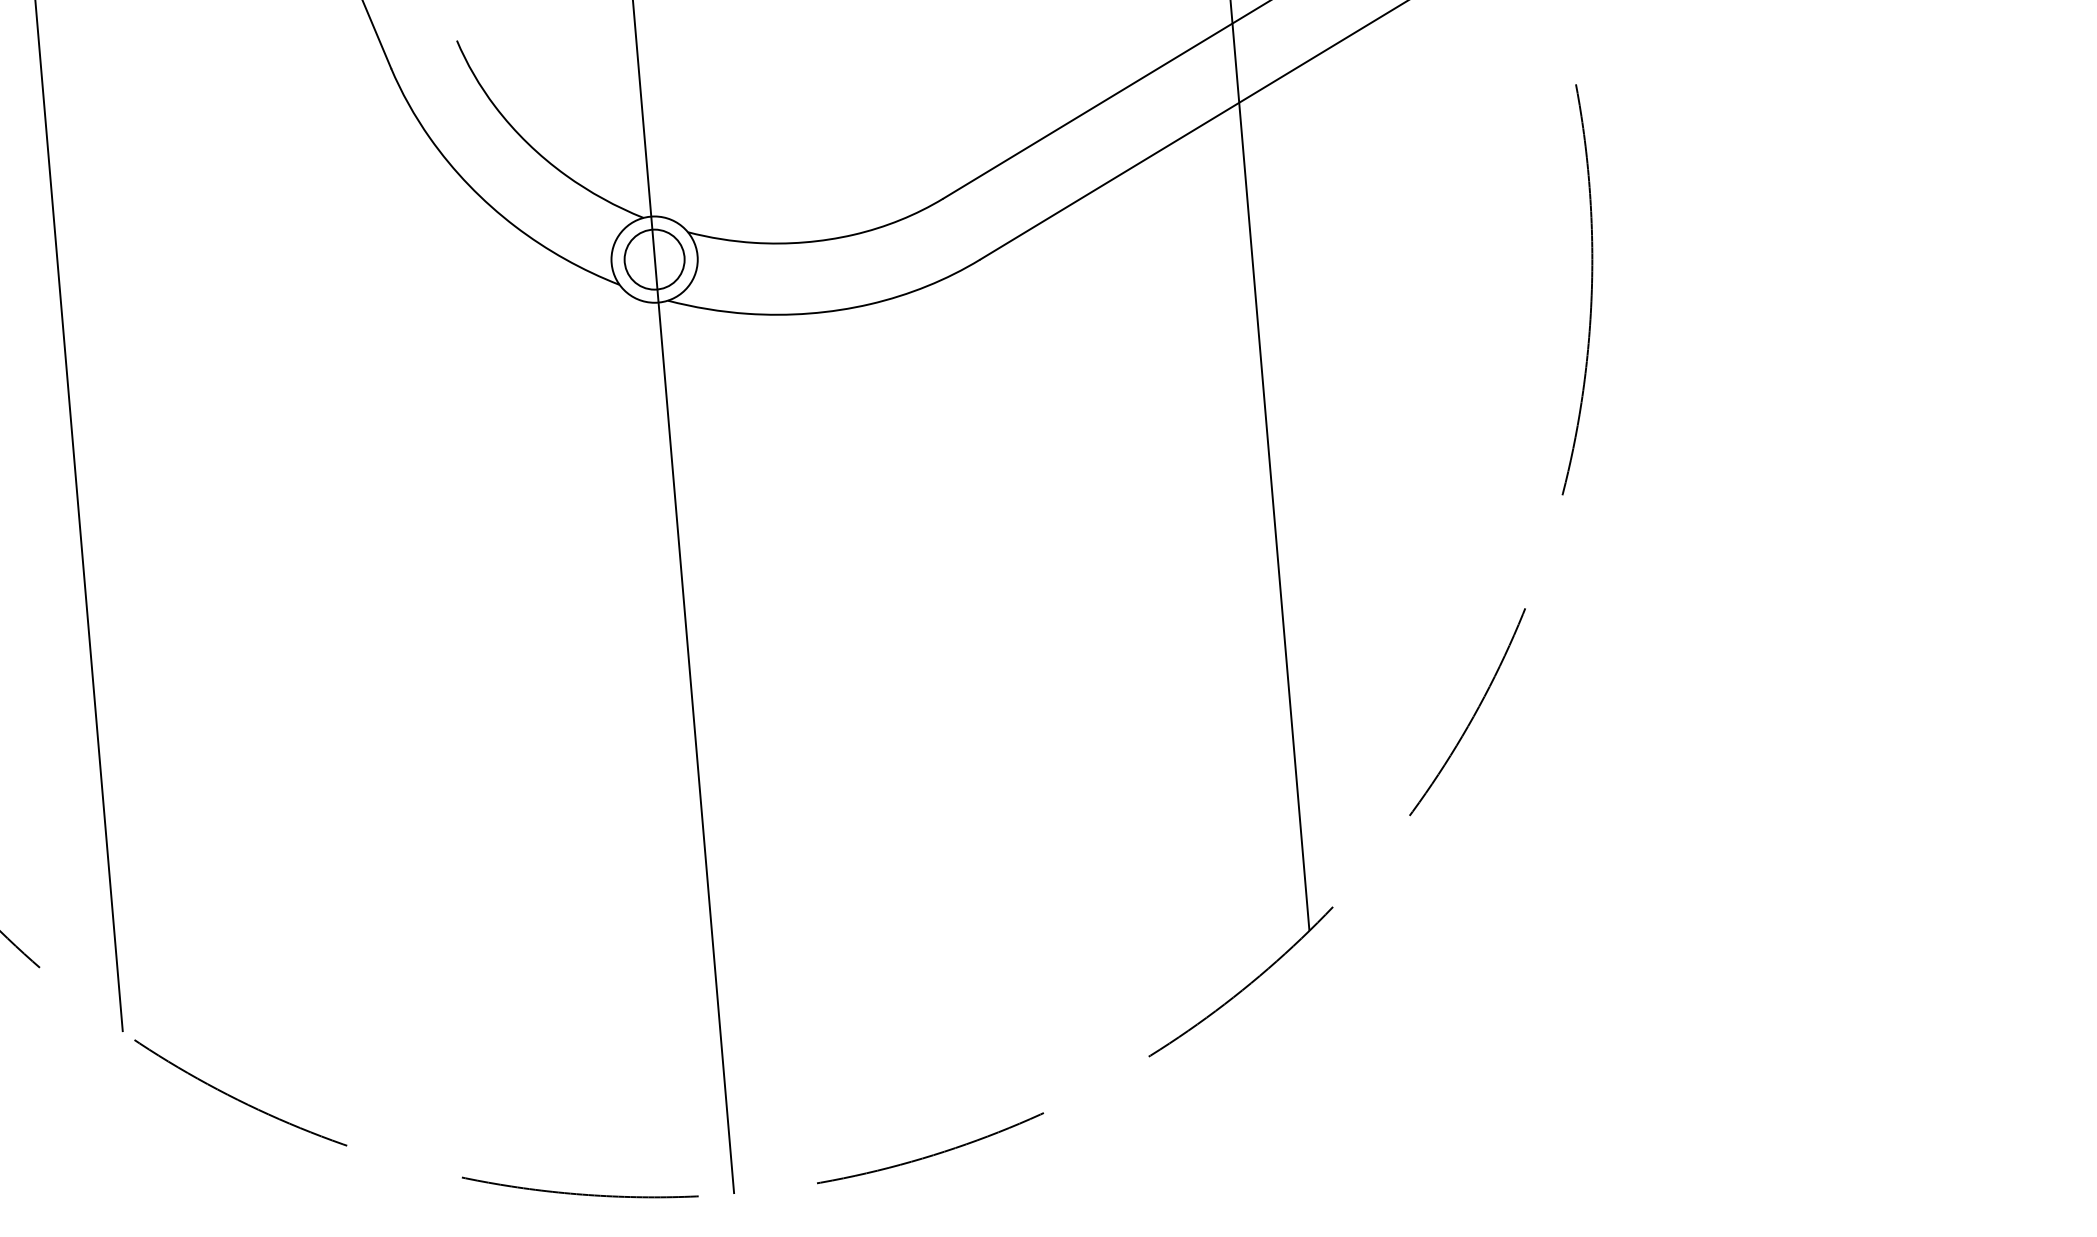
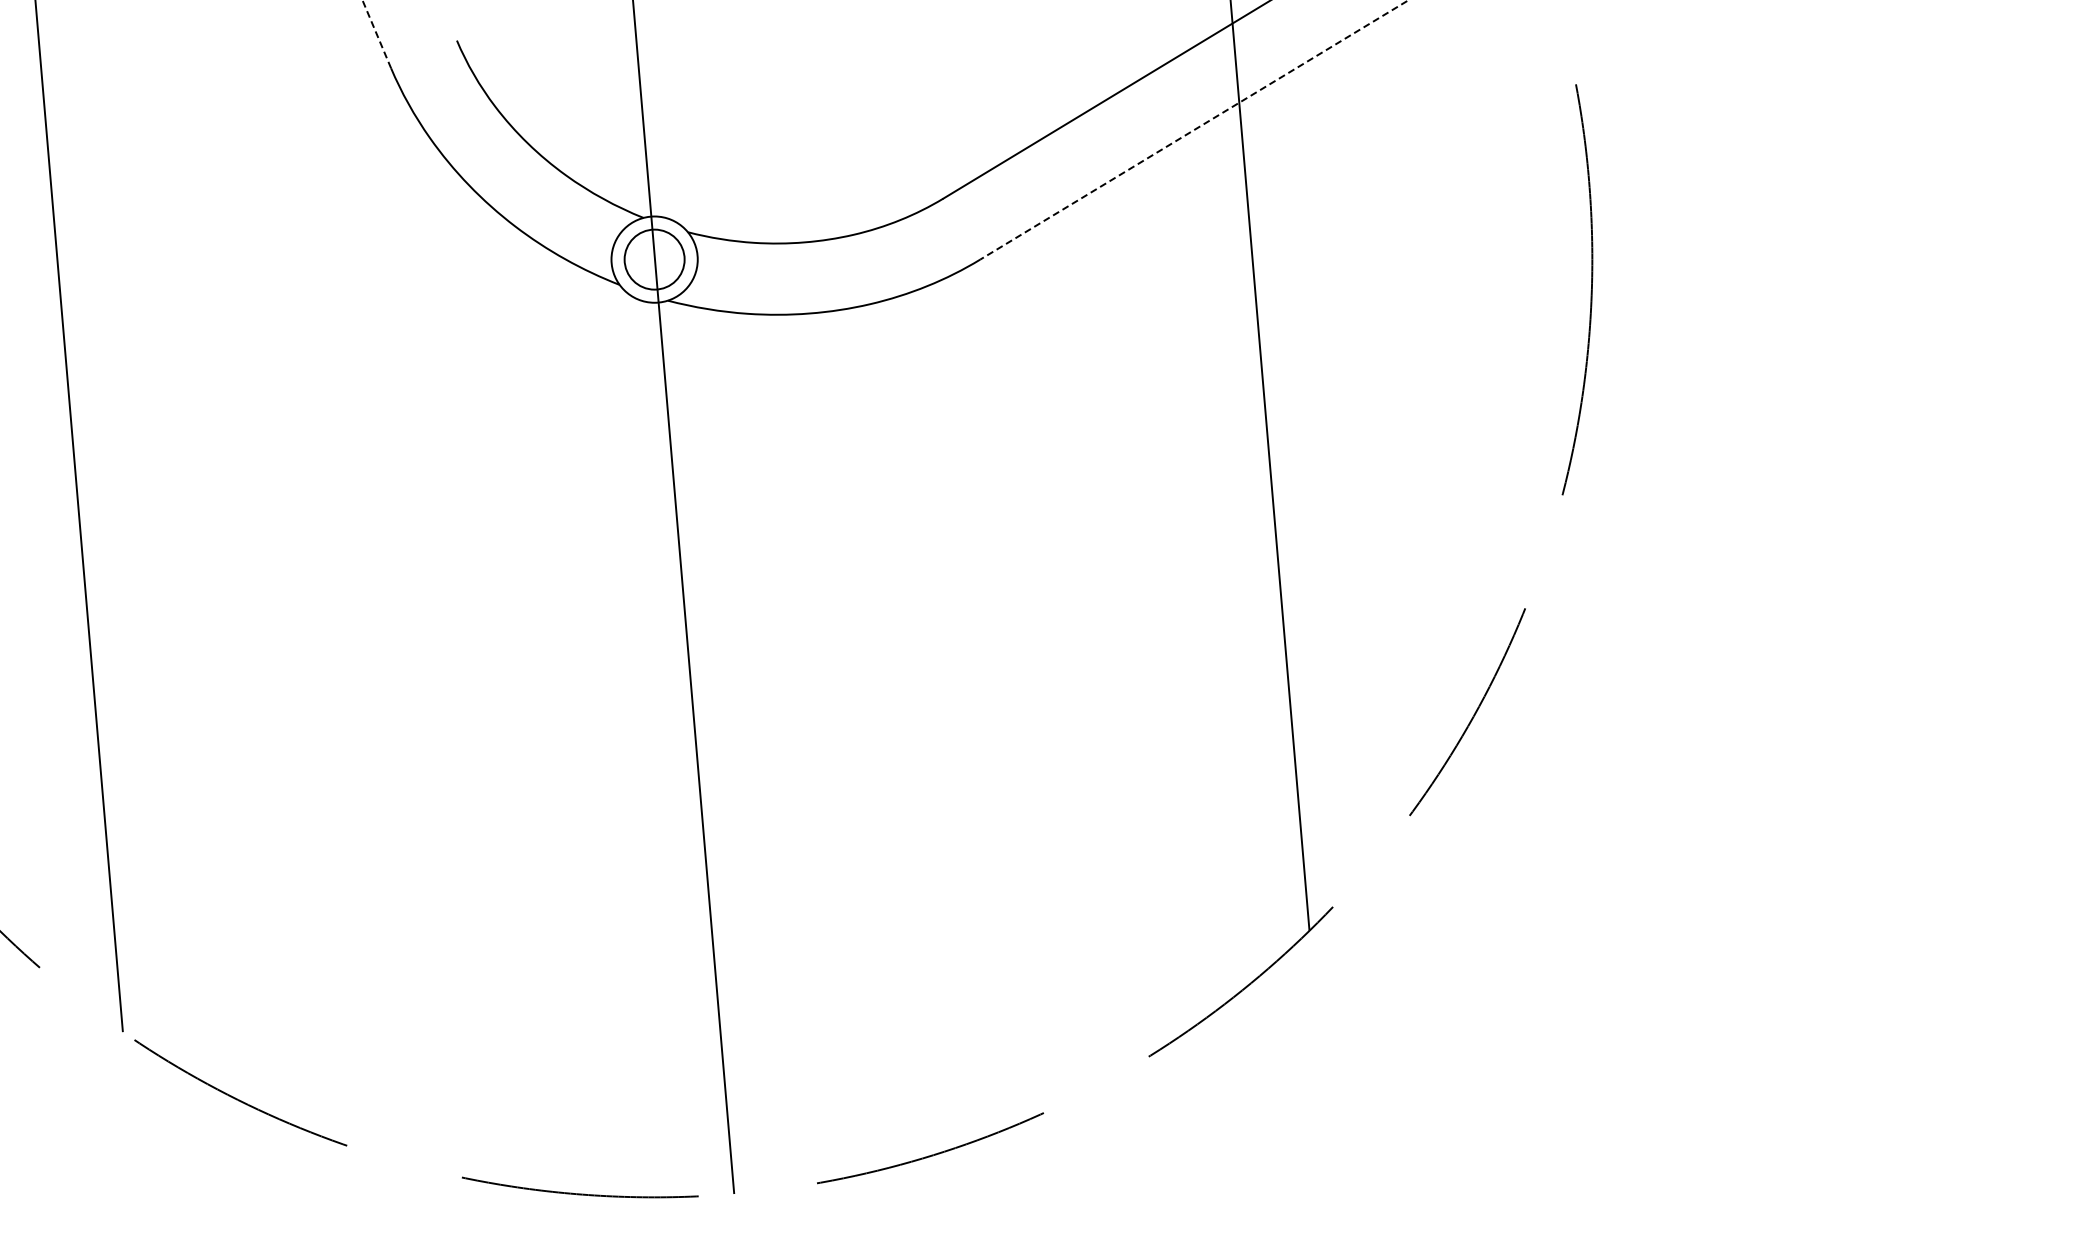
line: solid -> dashed (376, 34)
line: solid -> dashed (1193, 130)
